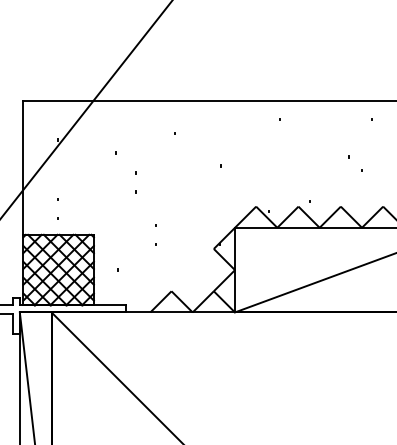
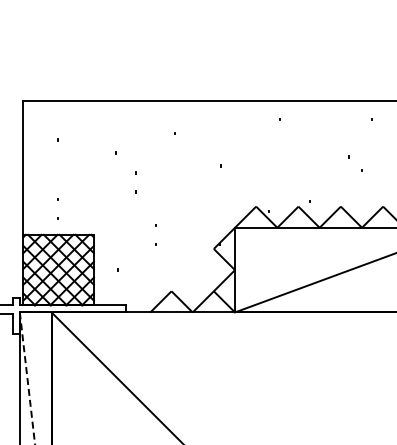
line: present -> none (86, 109)
line: solid -> dashed (27, 378)
